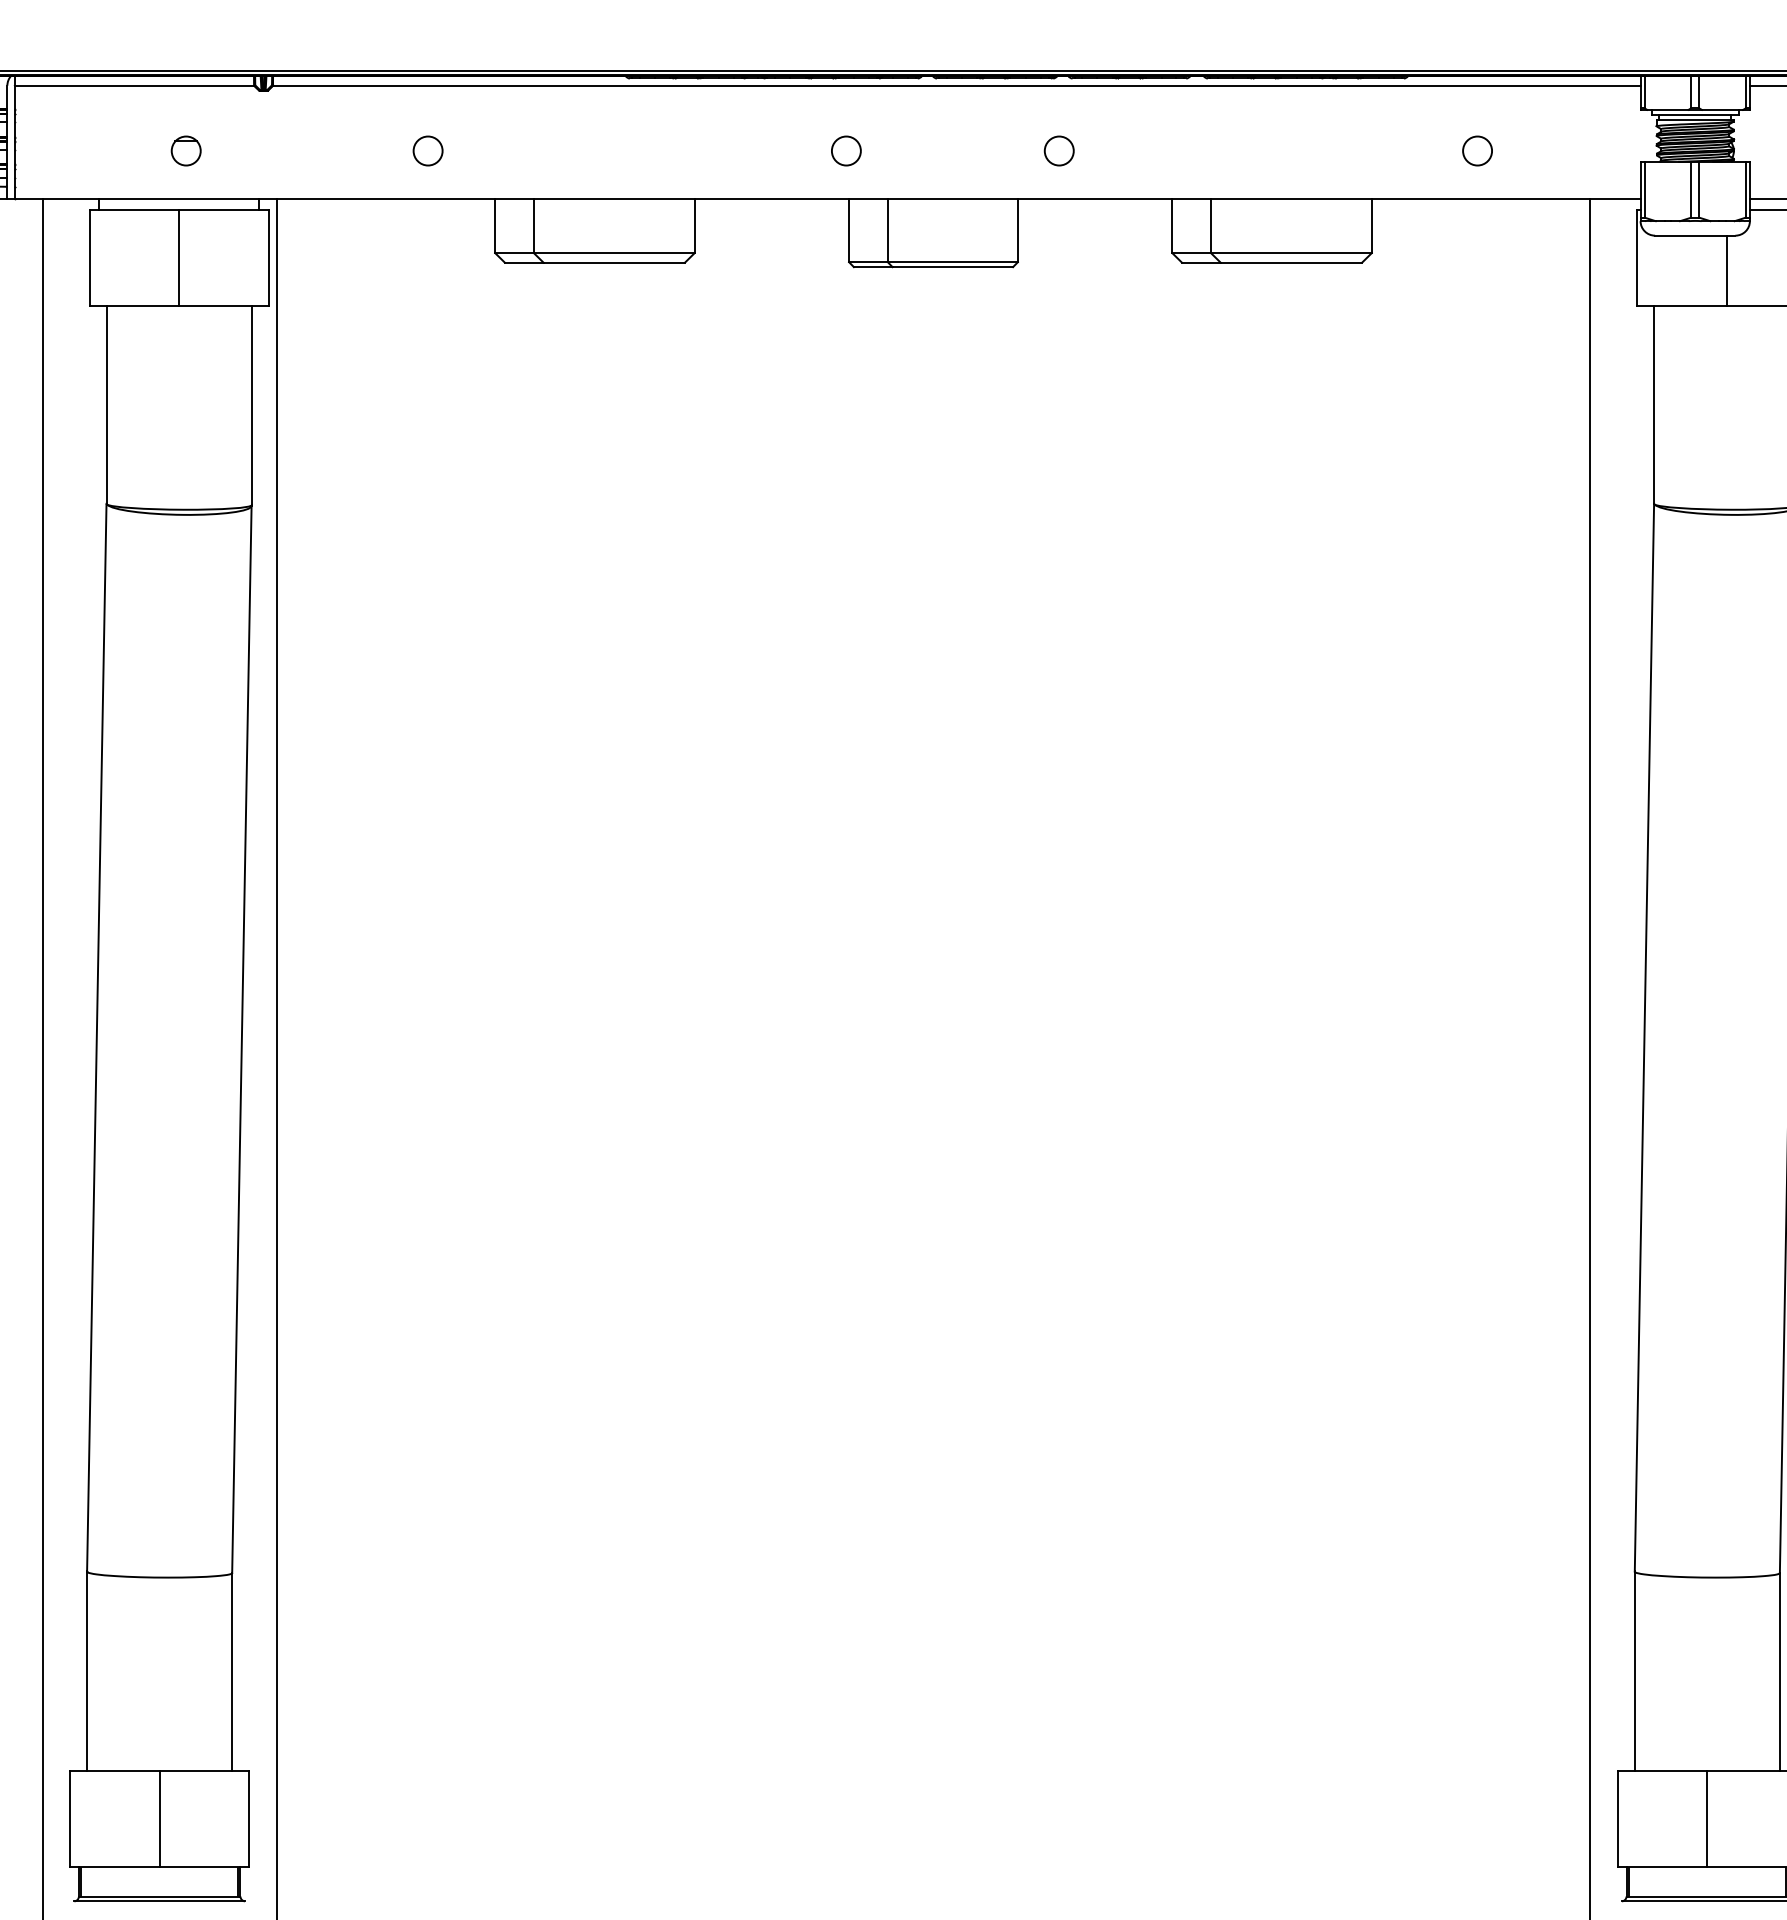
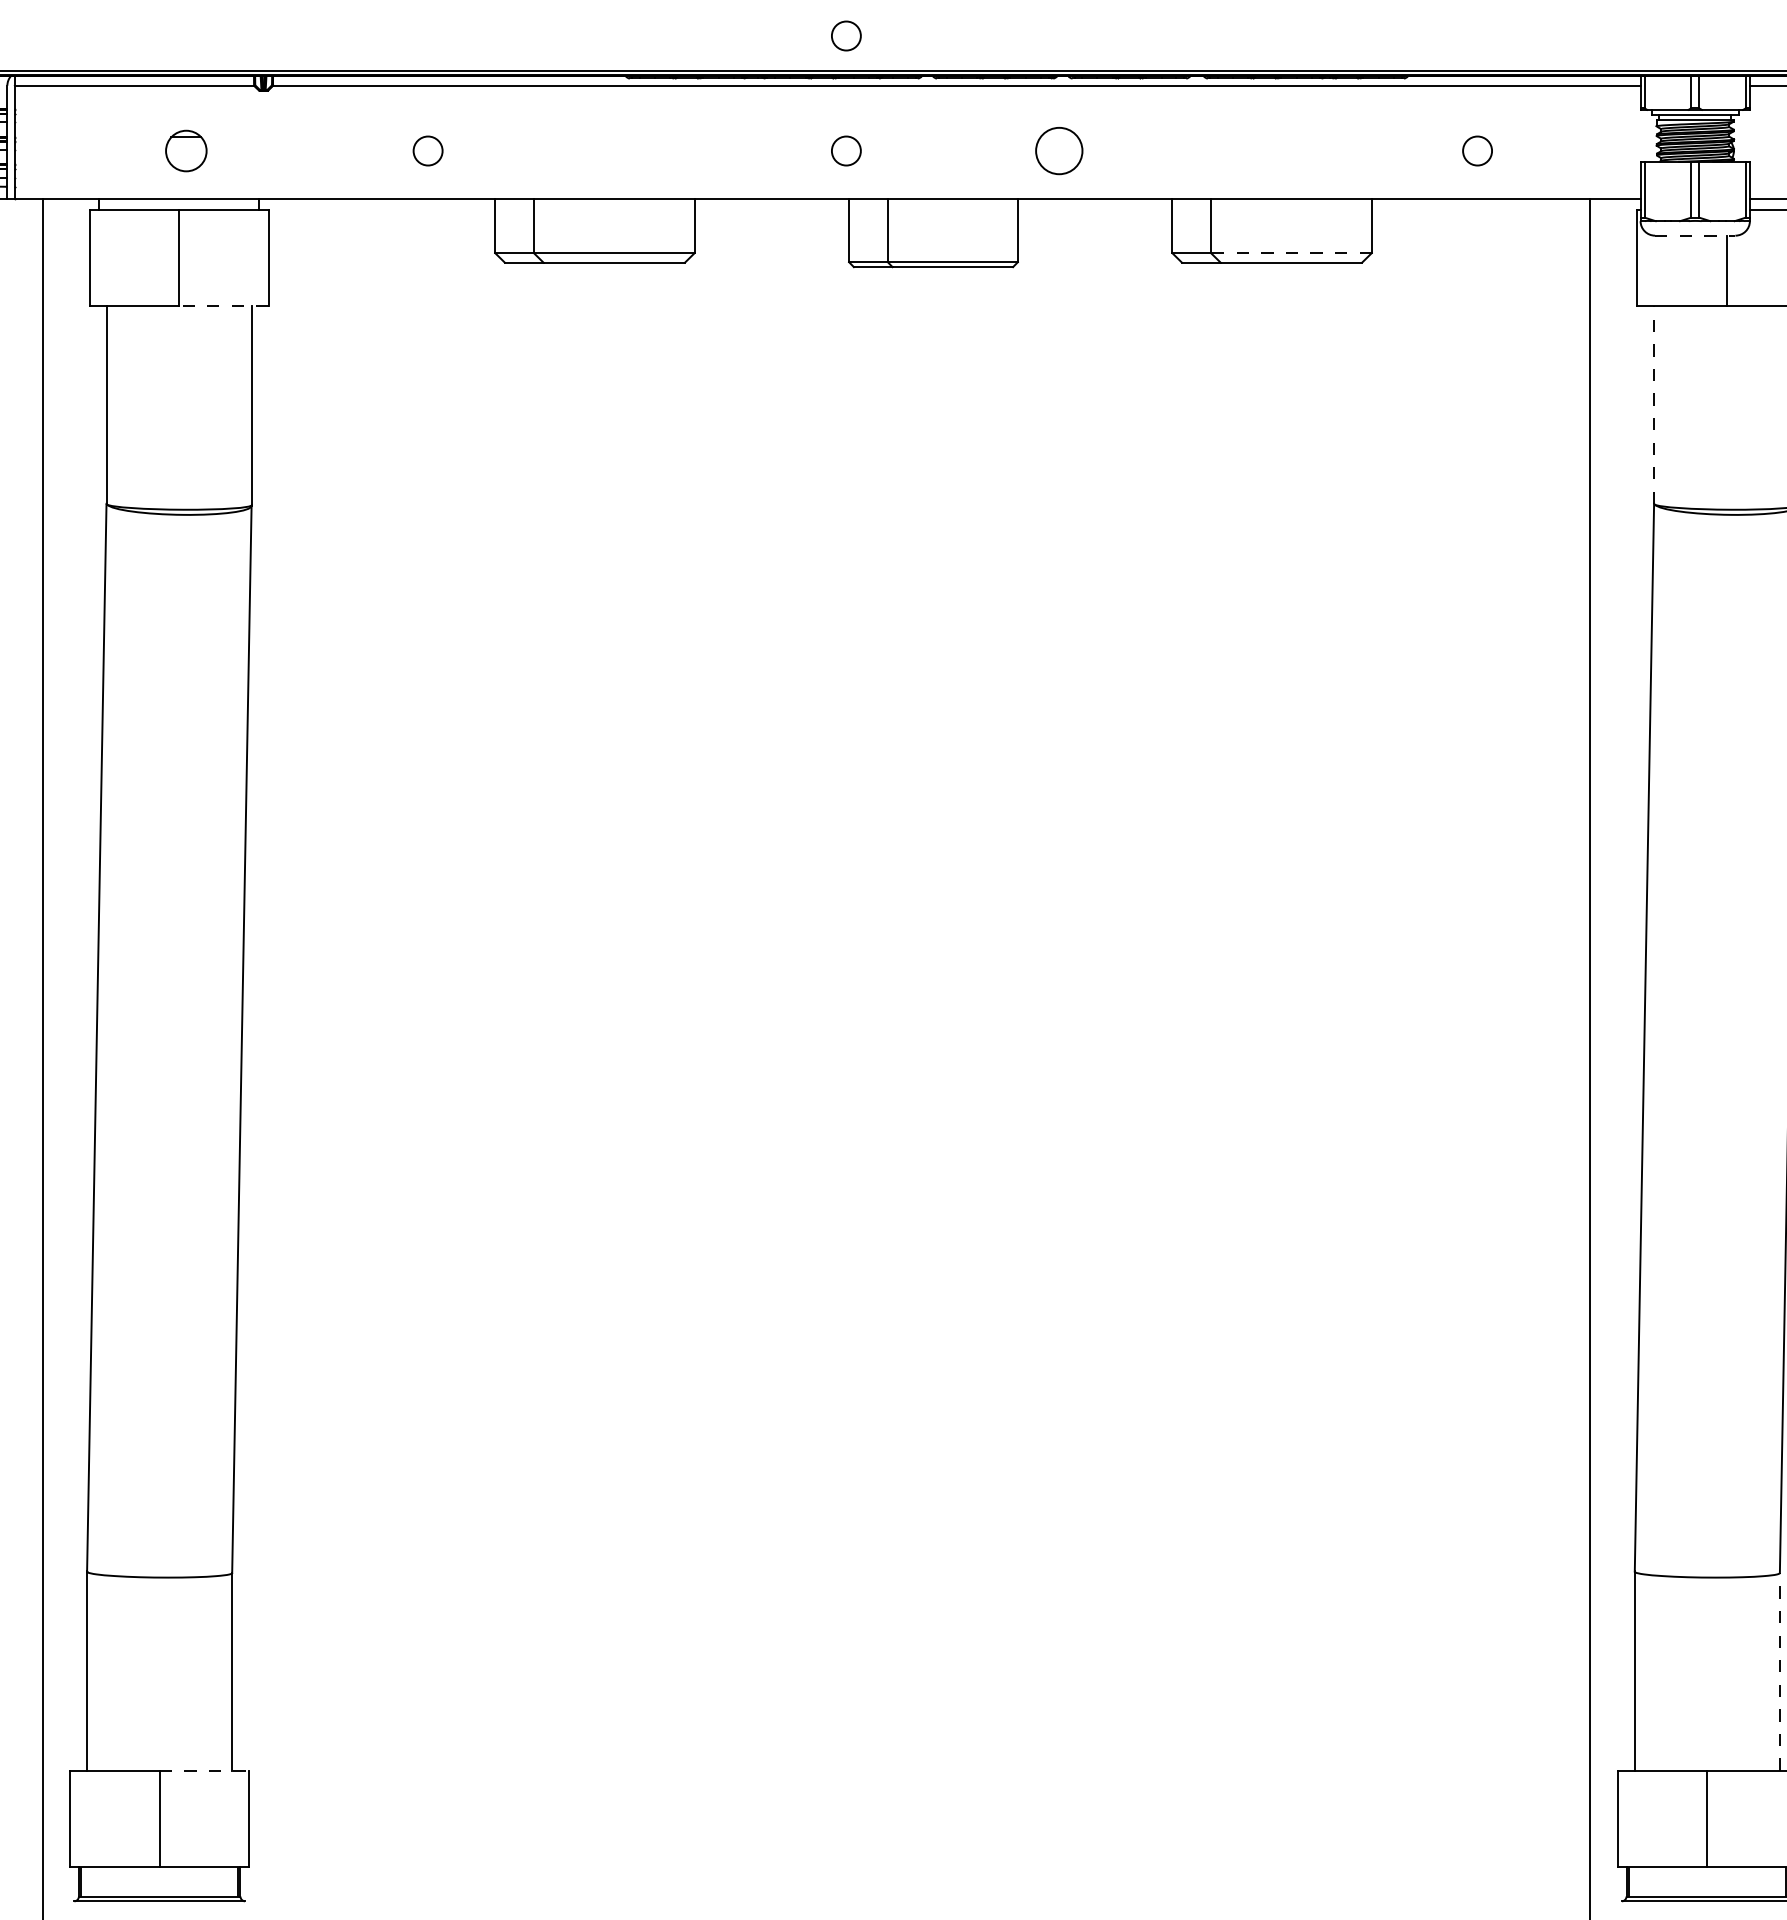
circle: none -> present (846, 35)
part size: 32x32 px -> 43x44 px (186, 150)
circle diameter: 29 px -> 46 px (1059, 150)
line: solid -> dashed (1695, 235)
line: solid -> dashed (1290, 253)
line: solid -> dashed (223, 306)
line: solid -> dashed (1654, 405)
line: present -> none (276, 1057)
line: solid -> dashed (1779, 1671)
line: solid -> dashed (204, 1770)
